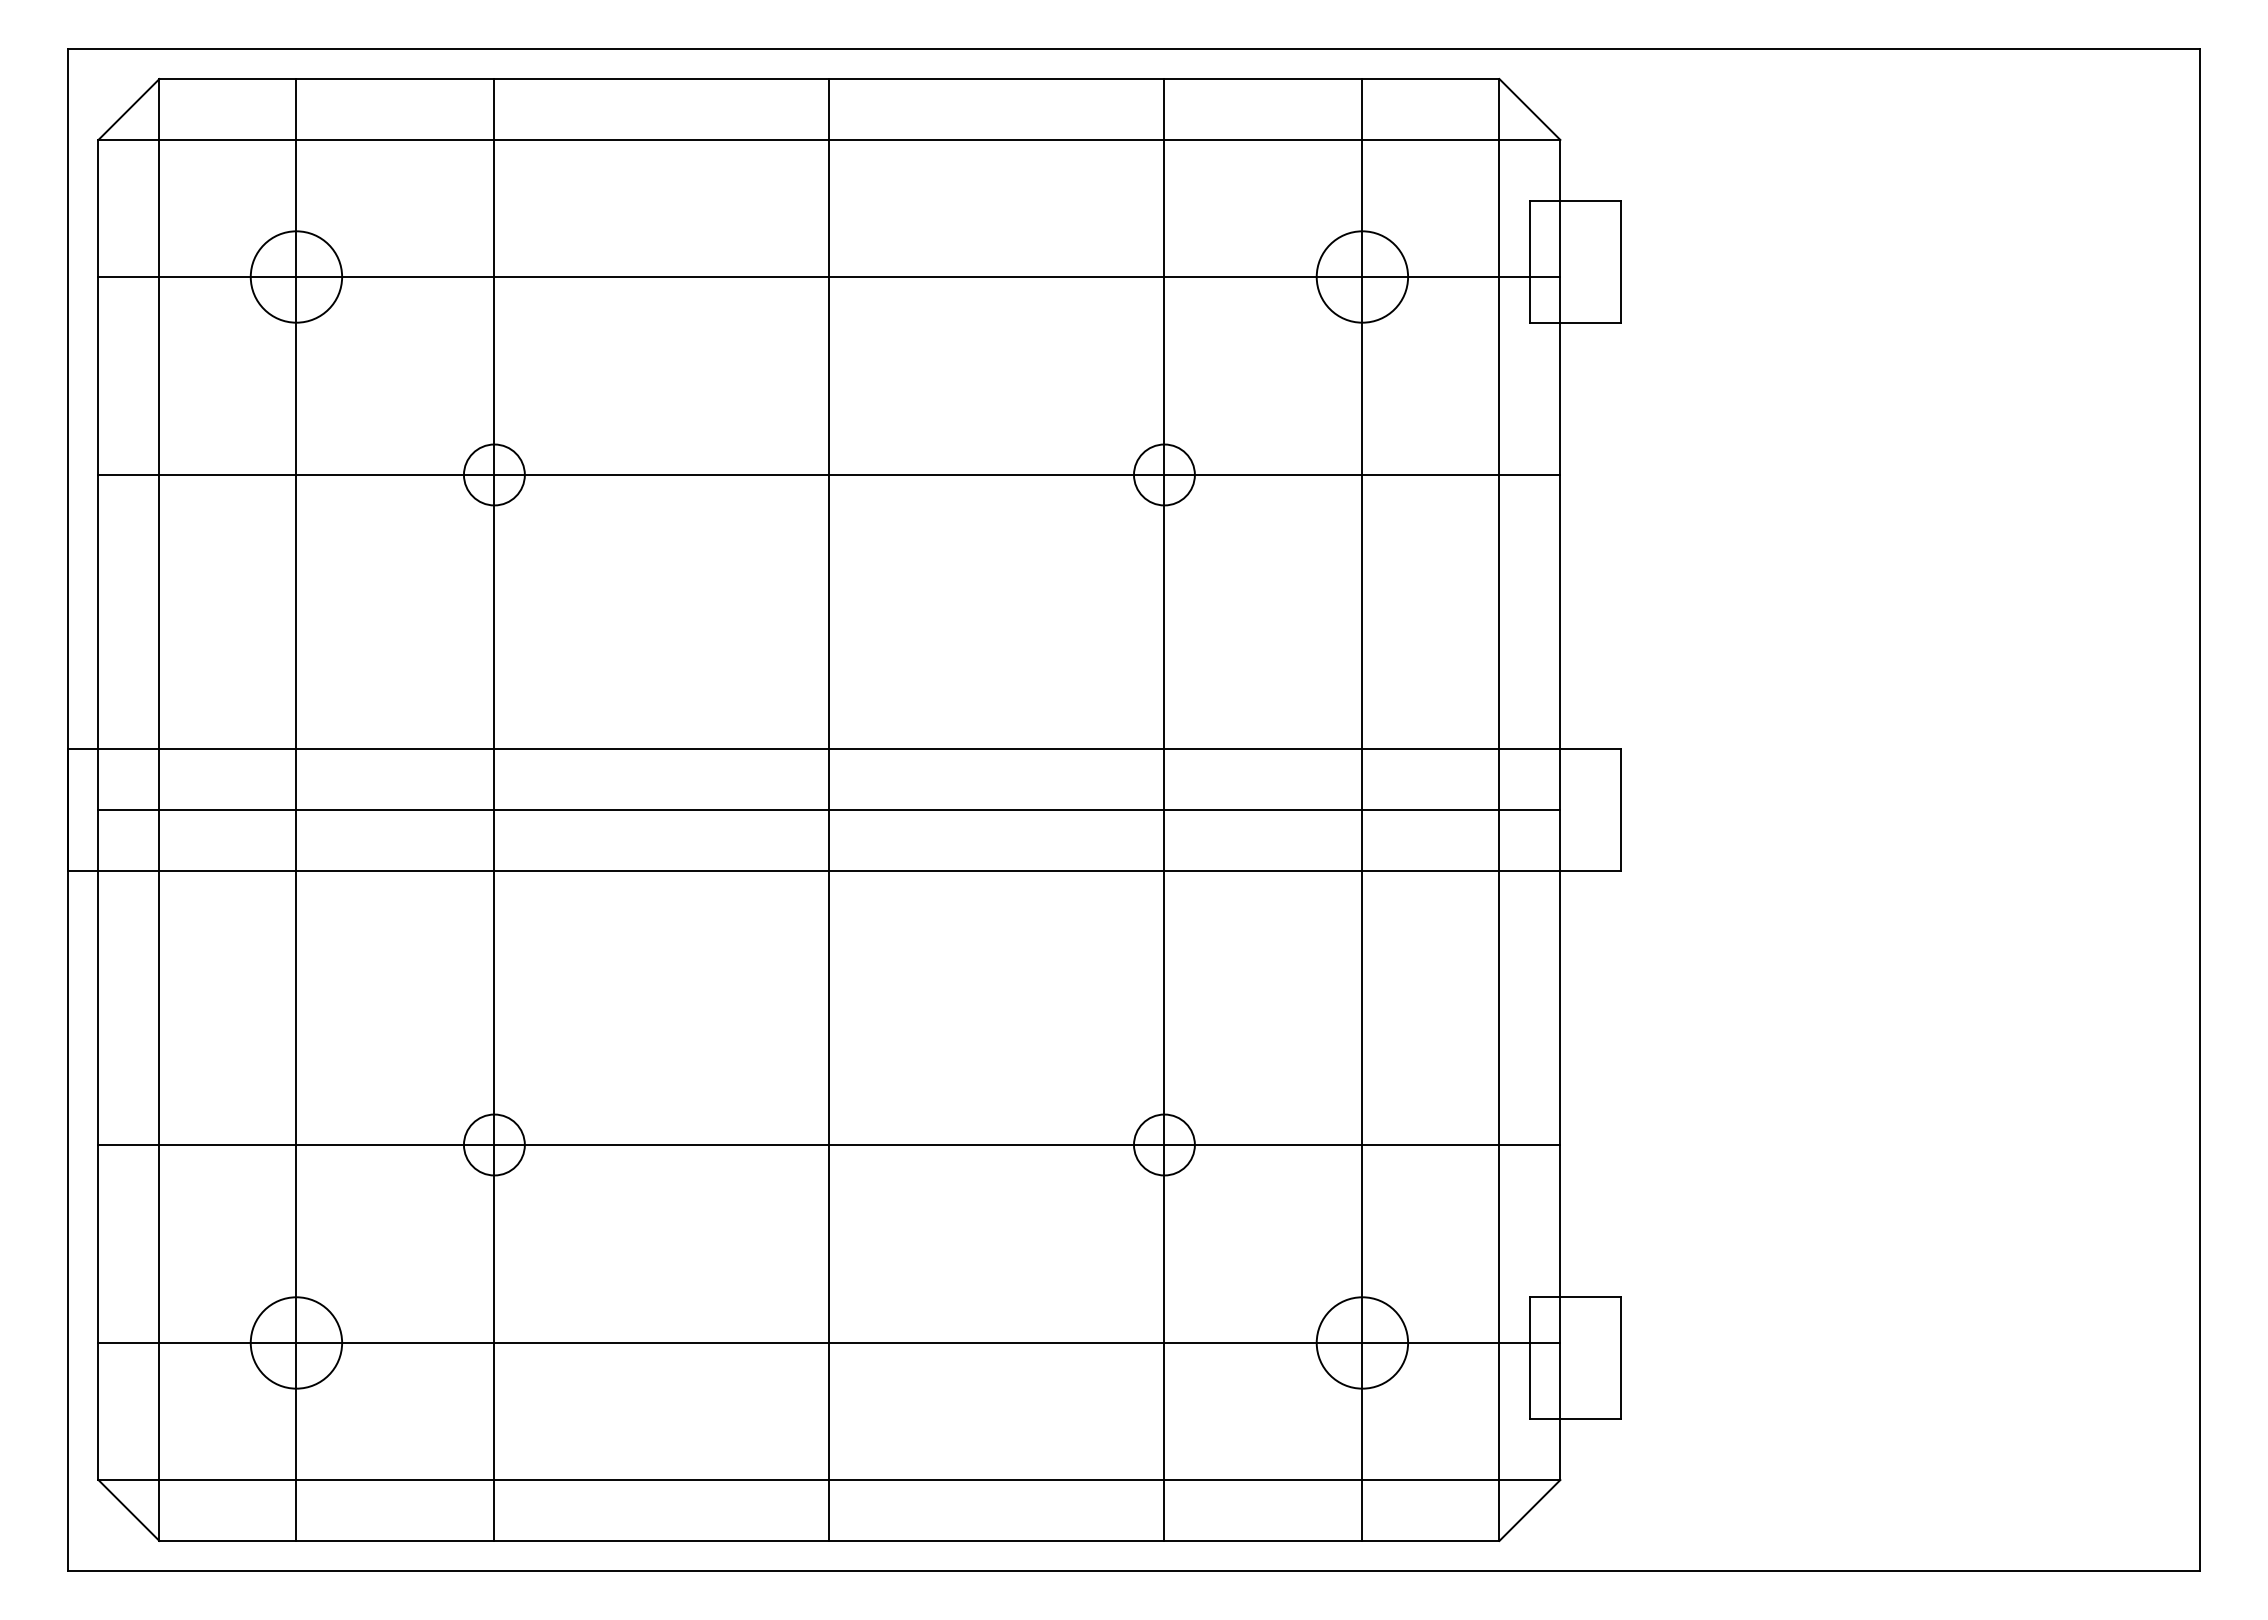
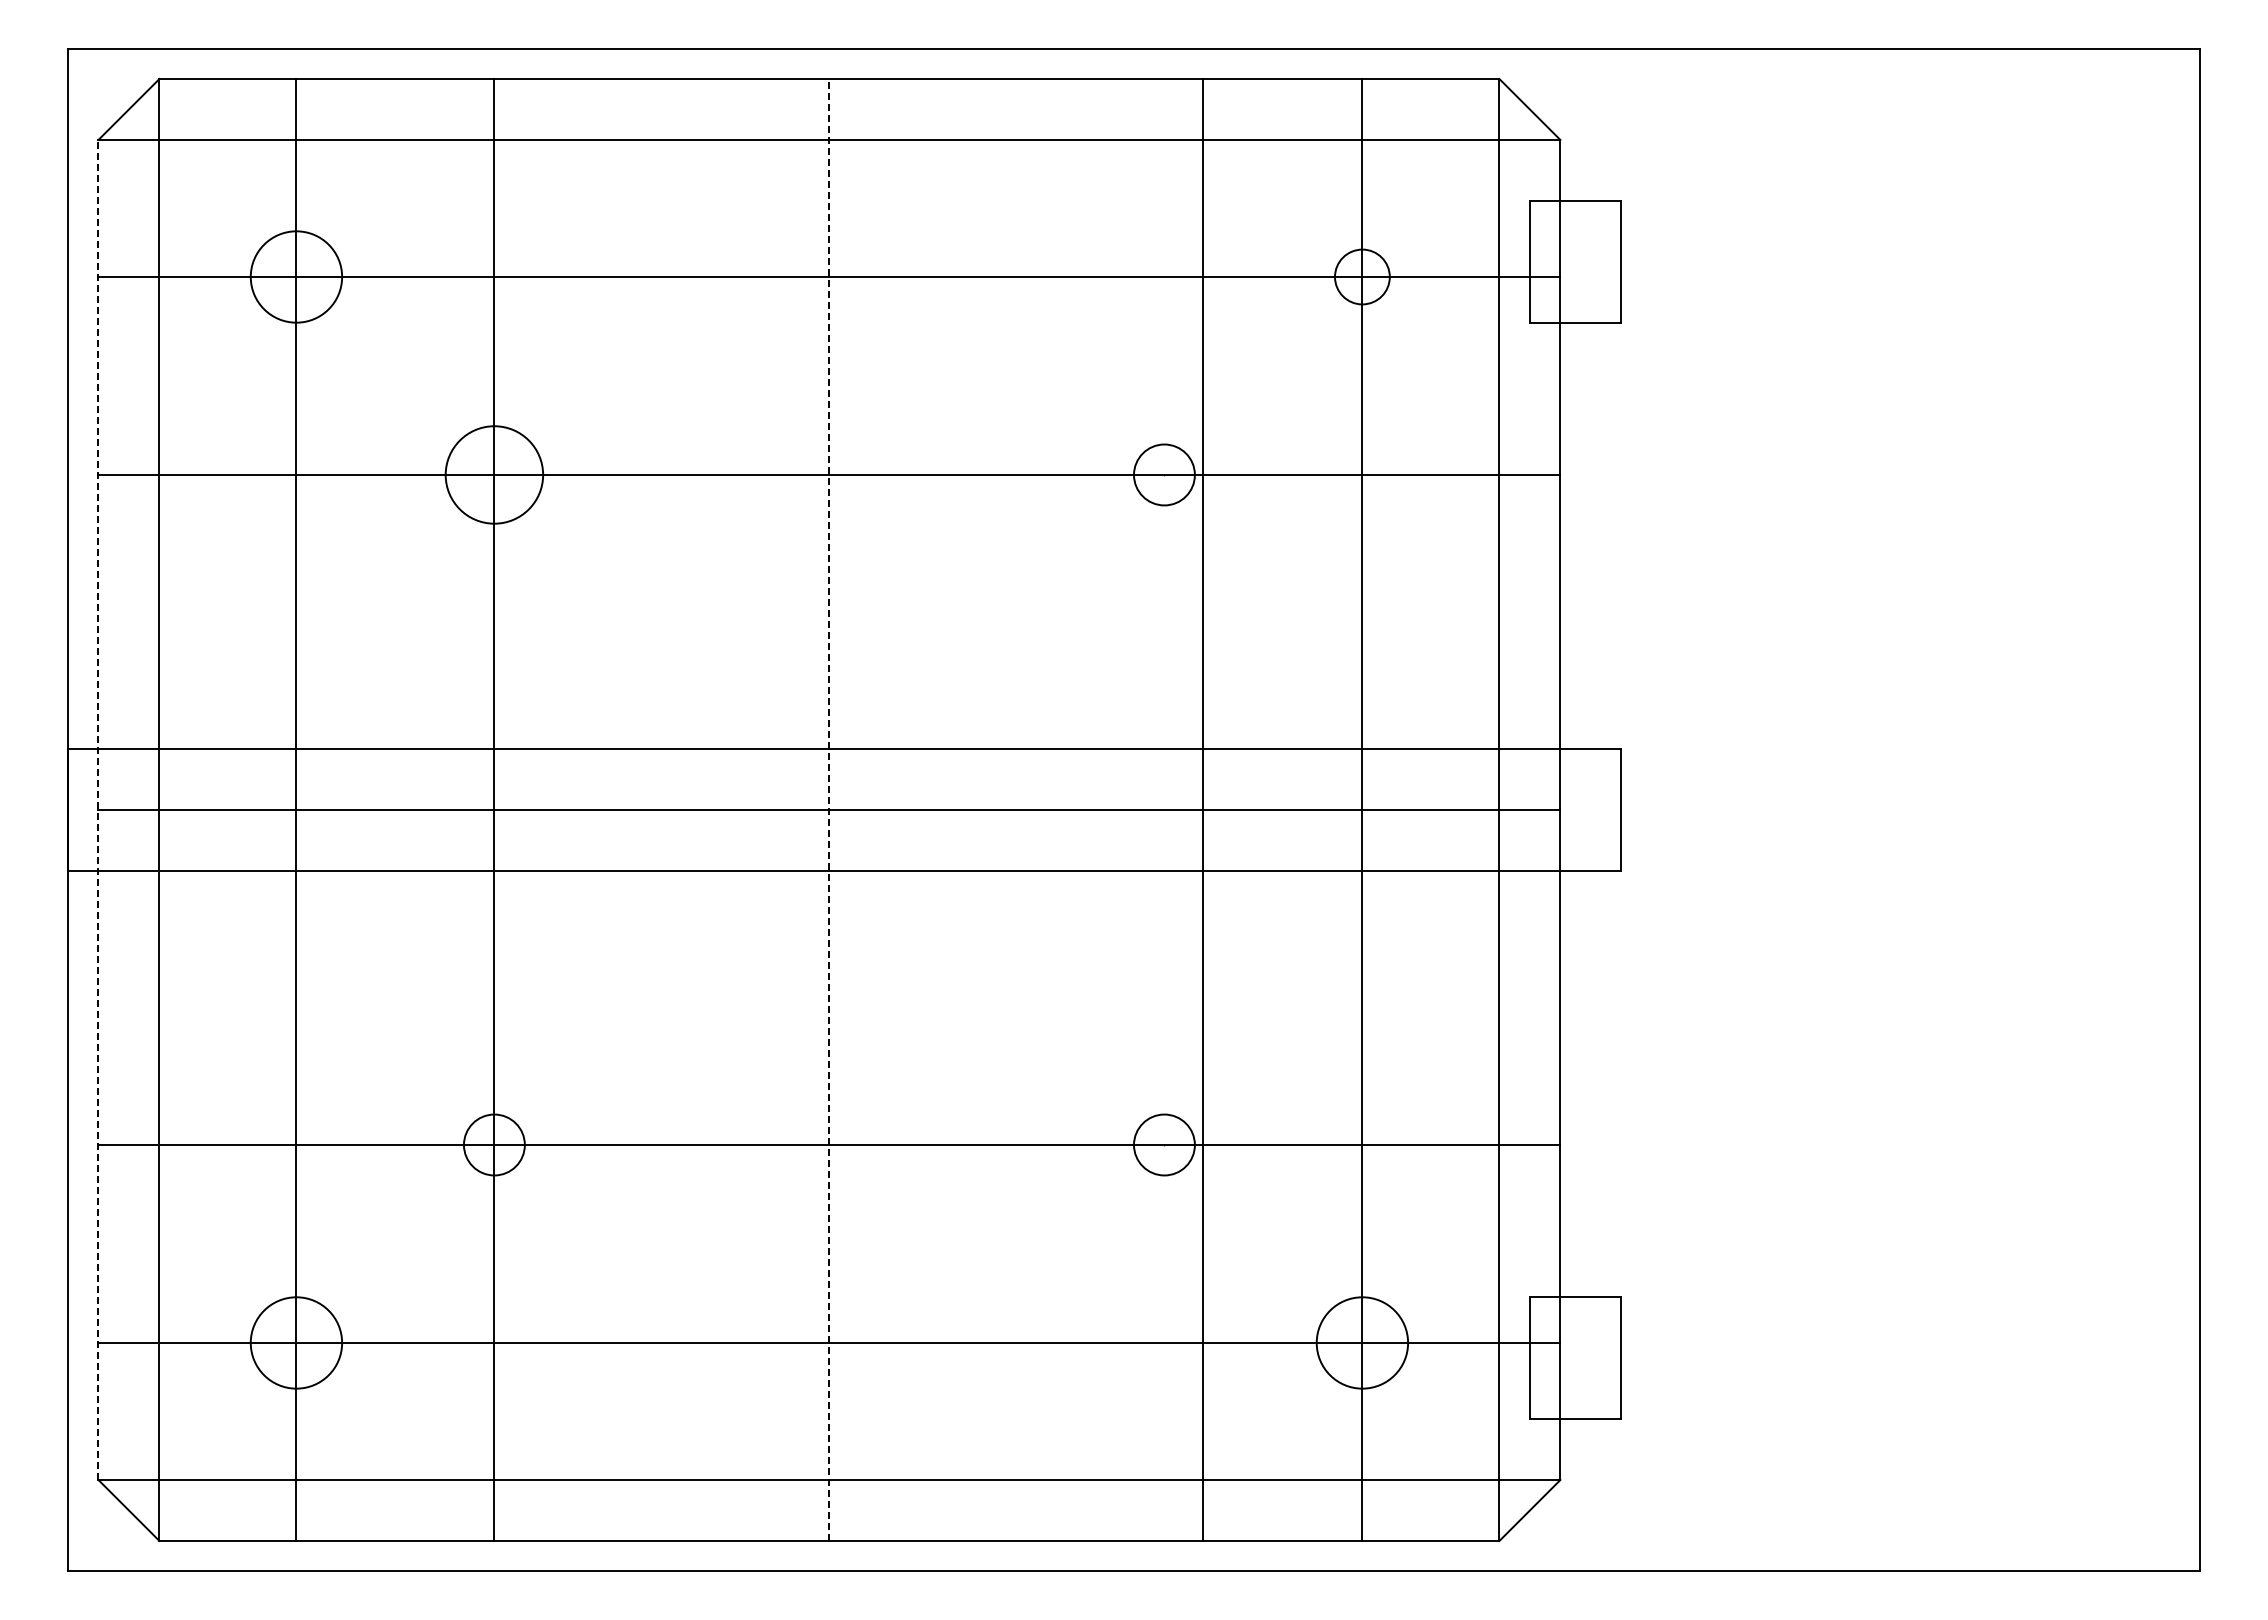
circle diameter: 91 px -> 55 px (1362, 276)
circle diameter: 61 px -> 97 px (494, 474)
line: solid -> dashed (98, 809)
line: solid -> dashed (829, 809)
line position: (1164, 809) -> (1203, 809) (1203, 809)
